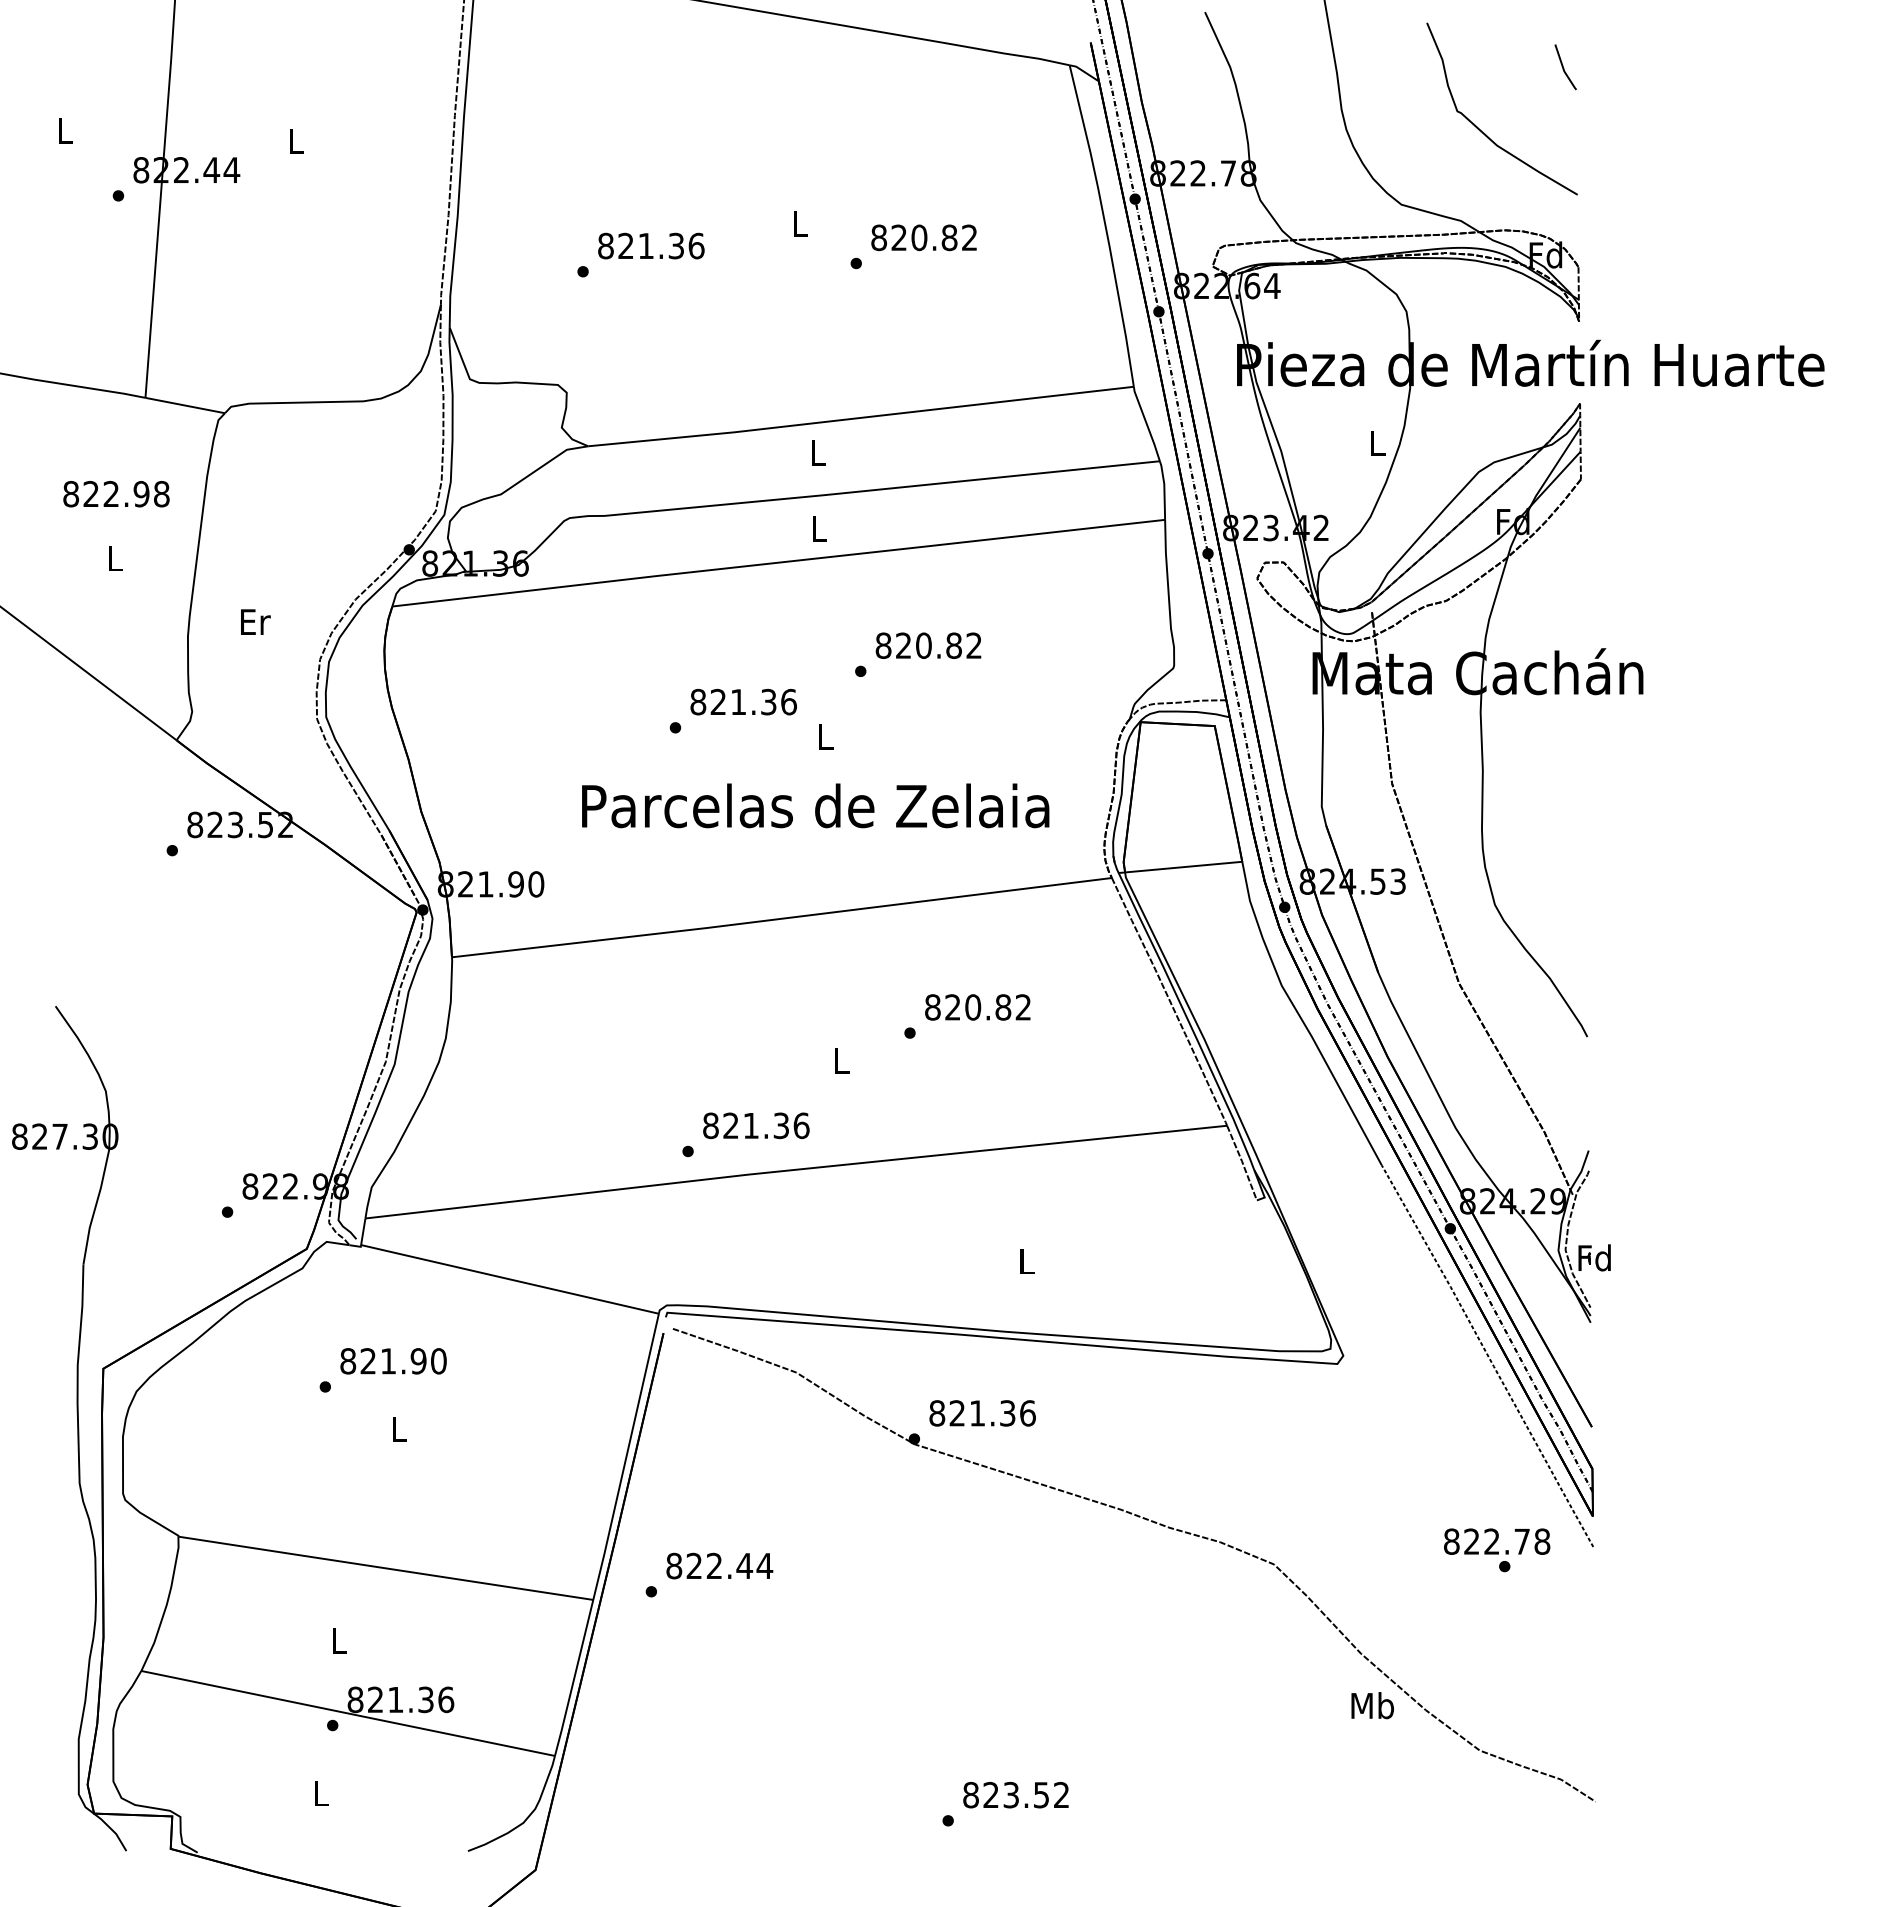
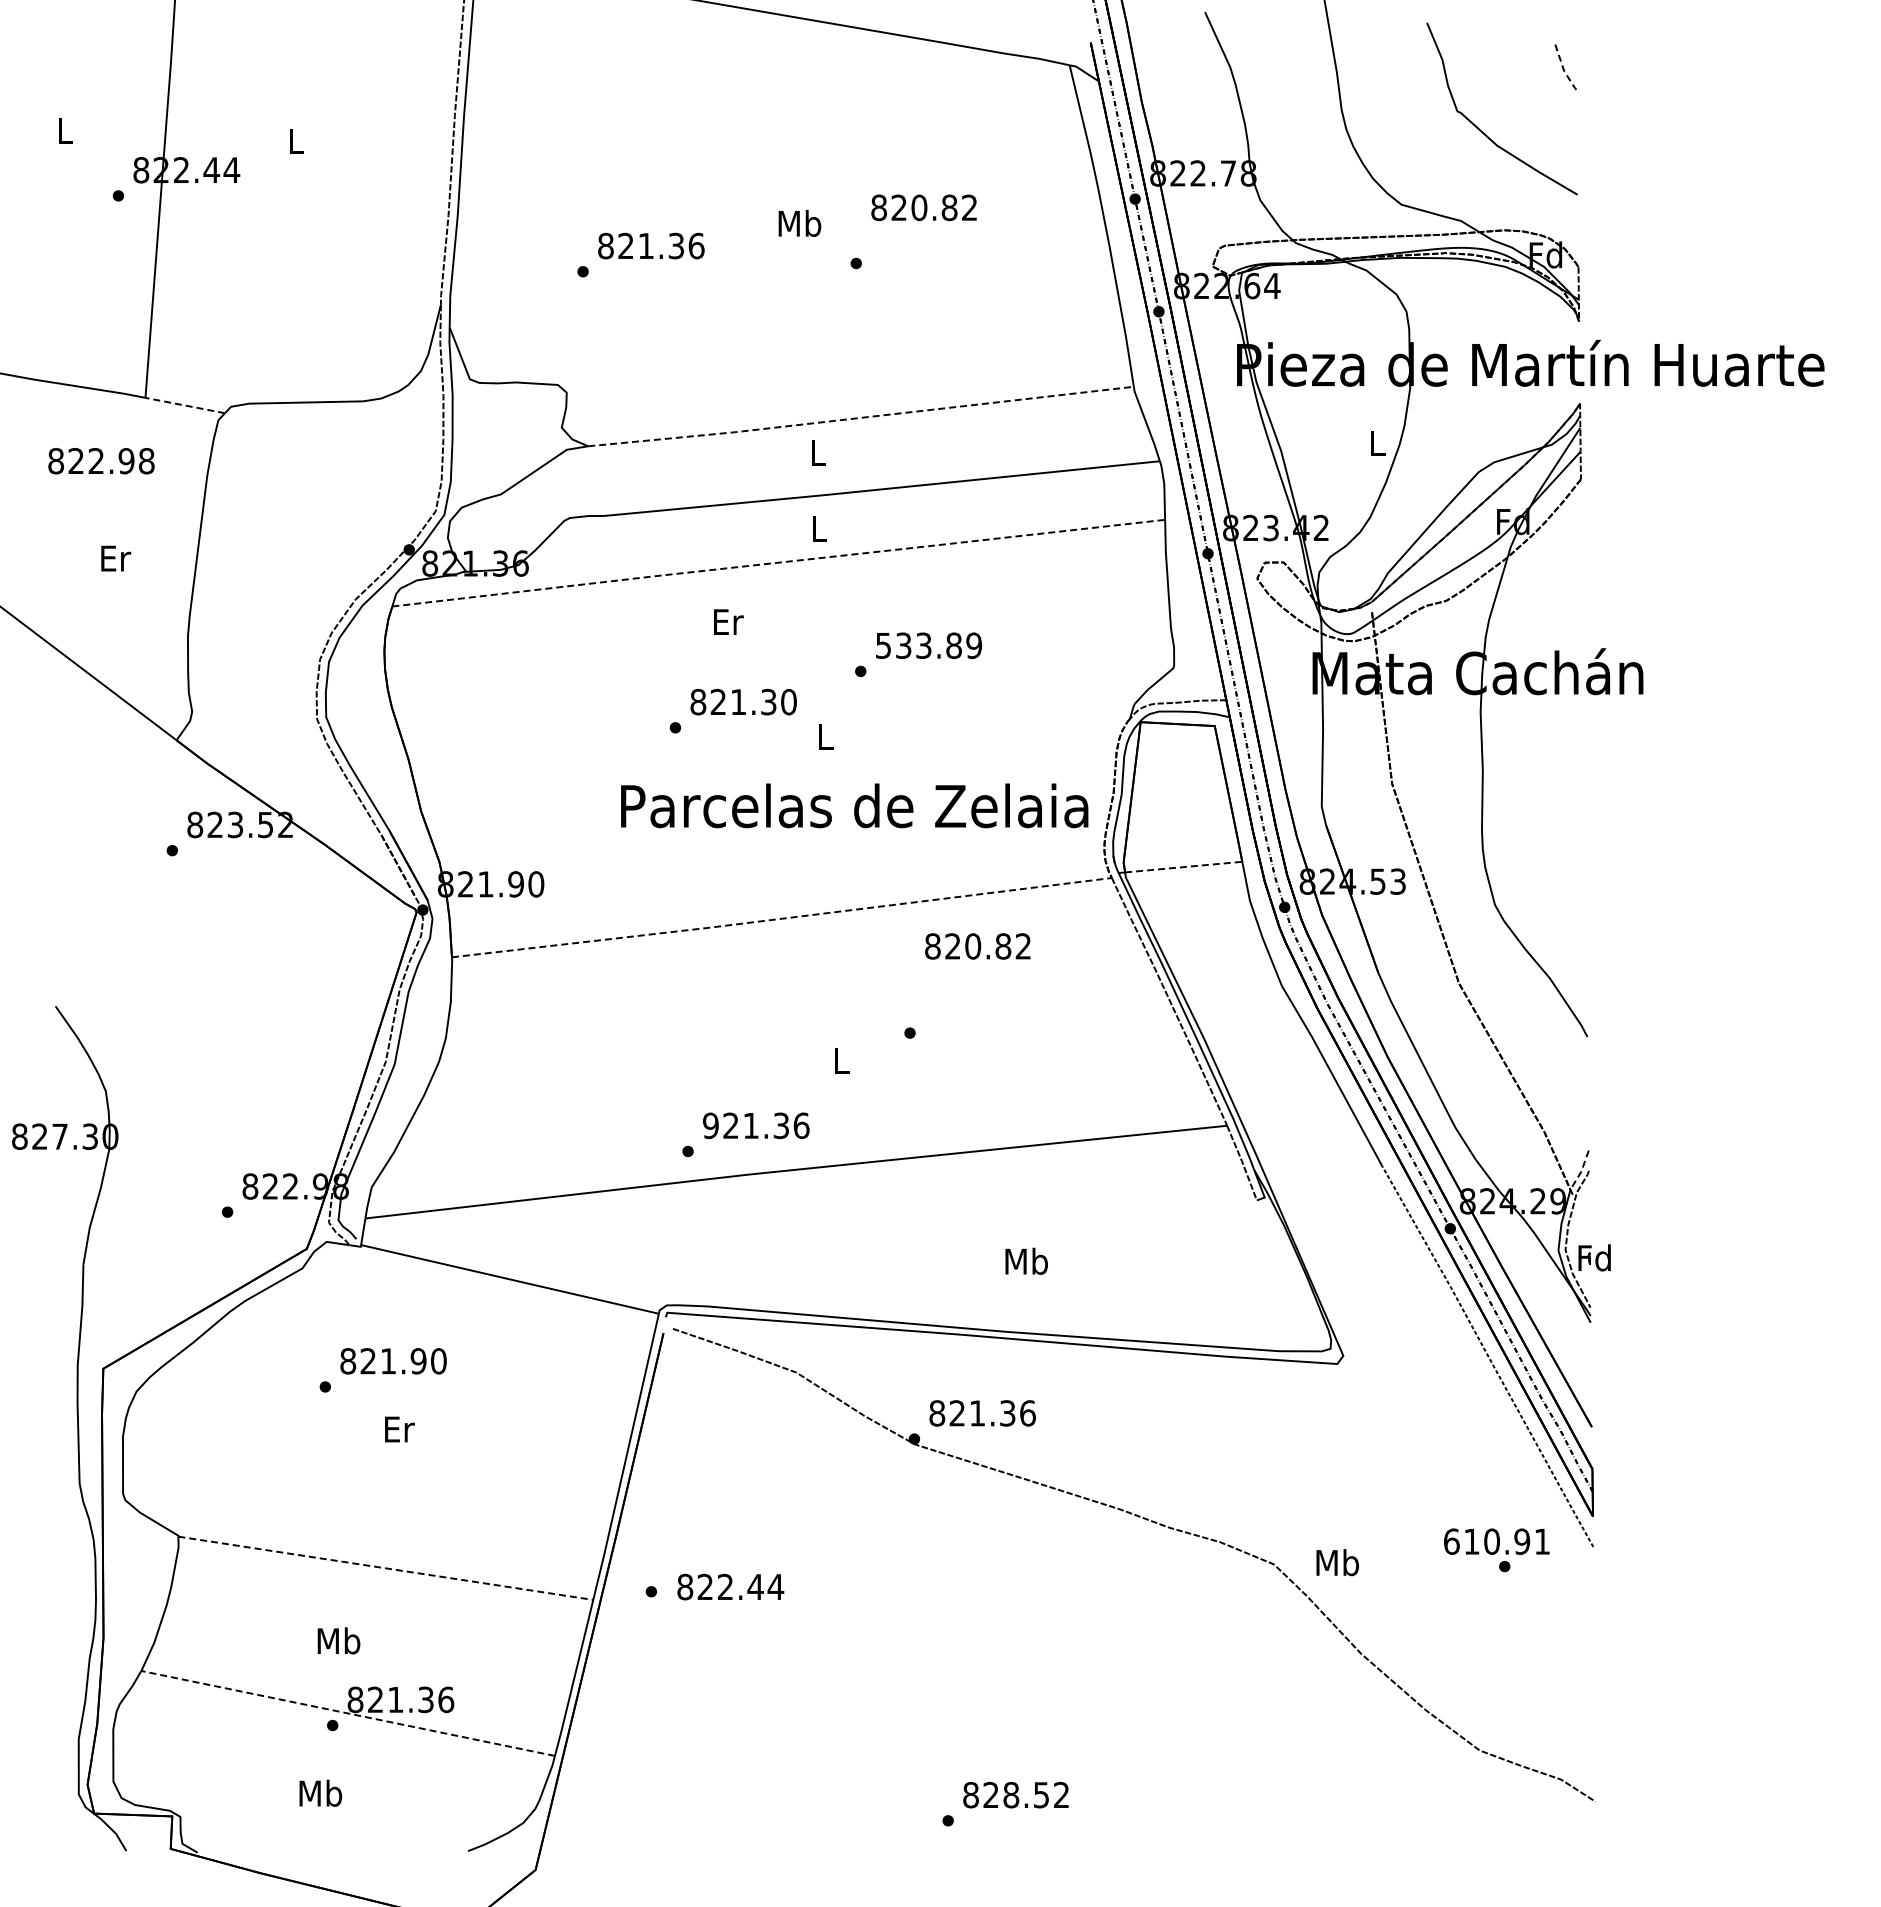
line: solid -> dashed (1563, 69)
text: L -> Mb (799, 222)
text position: (923, 237) -> (923, 207) (923, 207)
line: solid -> dashed (184, 405)
line: solid -> dashed (861, 417)
text position: (116, 494) -> (101, 461) (101, 461)
text: L -> Er (116, 558)
line: solid -> dashed (779, 562)
text position: (255, 621) -> (728, 621) (728, 621)
text: 820.82 -> 533.89 (928, 645)
text: 821.36 -> 821.30 (789, 701)
text position: (815, 805) -> (854, 805) (854, 805)
line: solid -> dashed (1183, 867)
line: solid -> dashed (782, 918)
text position: (977, 1007) -> (977, 946) (977, 946)
text: 821.36 -> 921.36 (710, 1125)
line: solid -> dashed (1581, 1171)
text: L -> Mb (1026, 1260)
text: L -> Er (399, 1429)
text: 822.78 -> 610.91 (1497, 1541)
text position: (719, 1565) -> (730, 1586) (730, 1586)
line: solid -> dashed (385, 1568)
text: L -> Mb (338, 1640)
text position: (1372, 1705) -> (1337, 1562) (1337, 1562)
line: solid -> dashed (347, 1713)
text: L -> Mb (320, 1792)
text: 823.52 -> 828.52 (1011, 1795)
